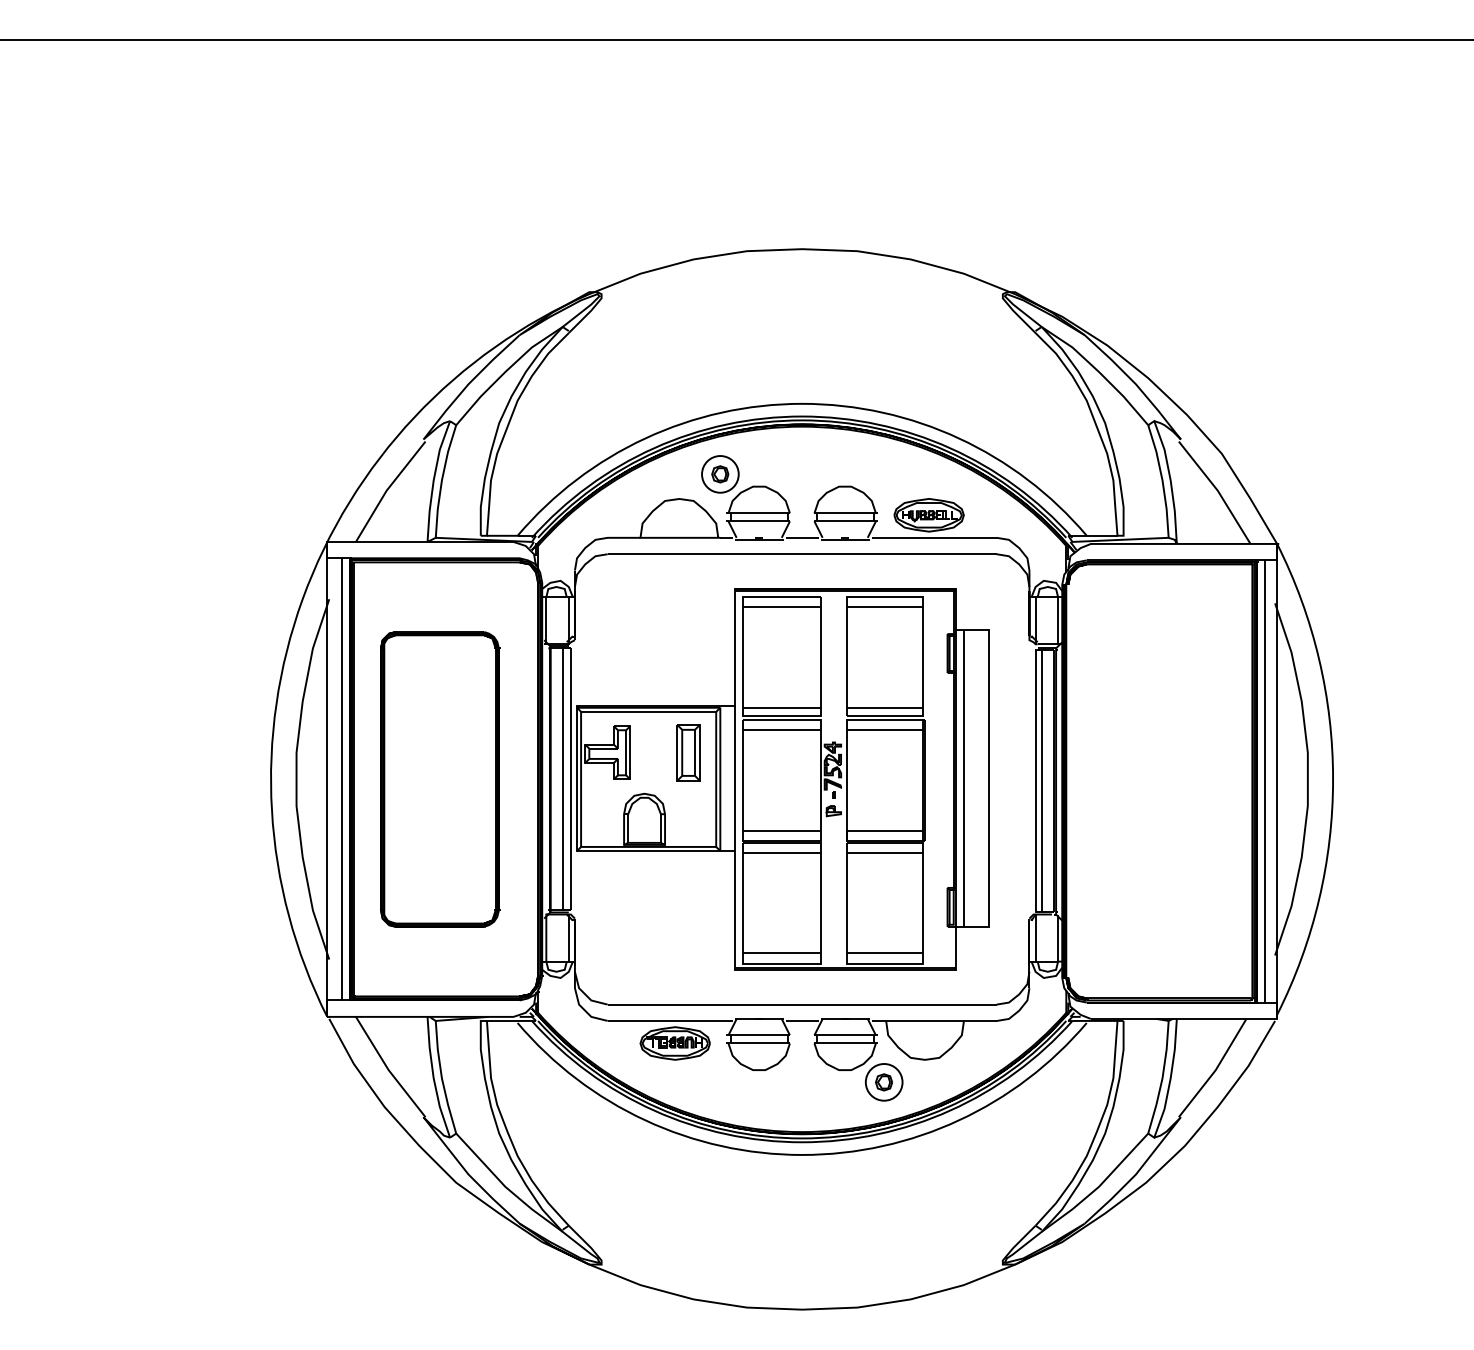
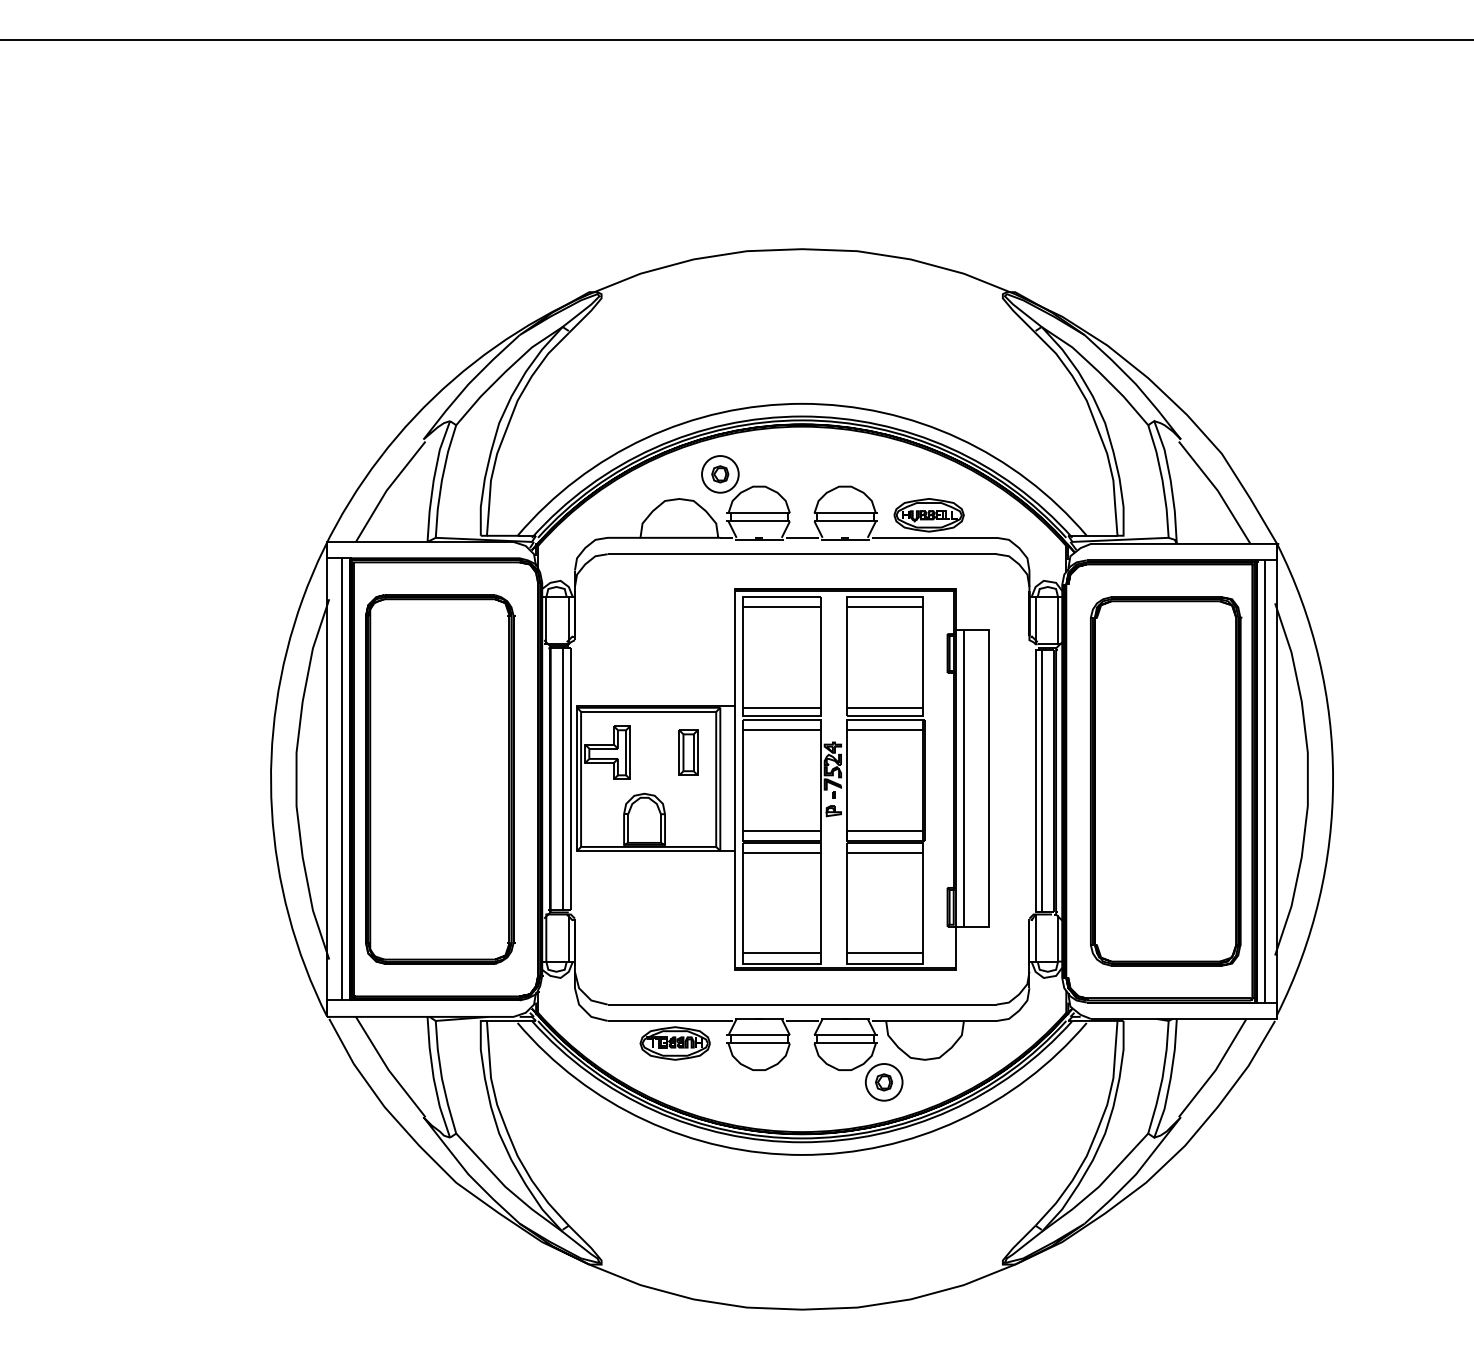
part size: 25x58 px -> 21x47 px (688, 752)
part size: 121x297 px -> 151x371 px (440, 779)
part: none -> present (1166, 781)
